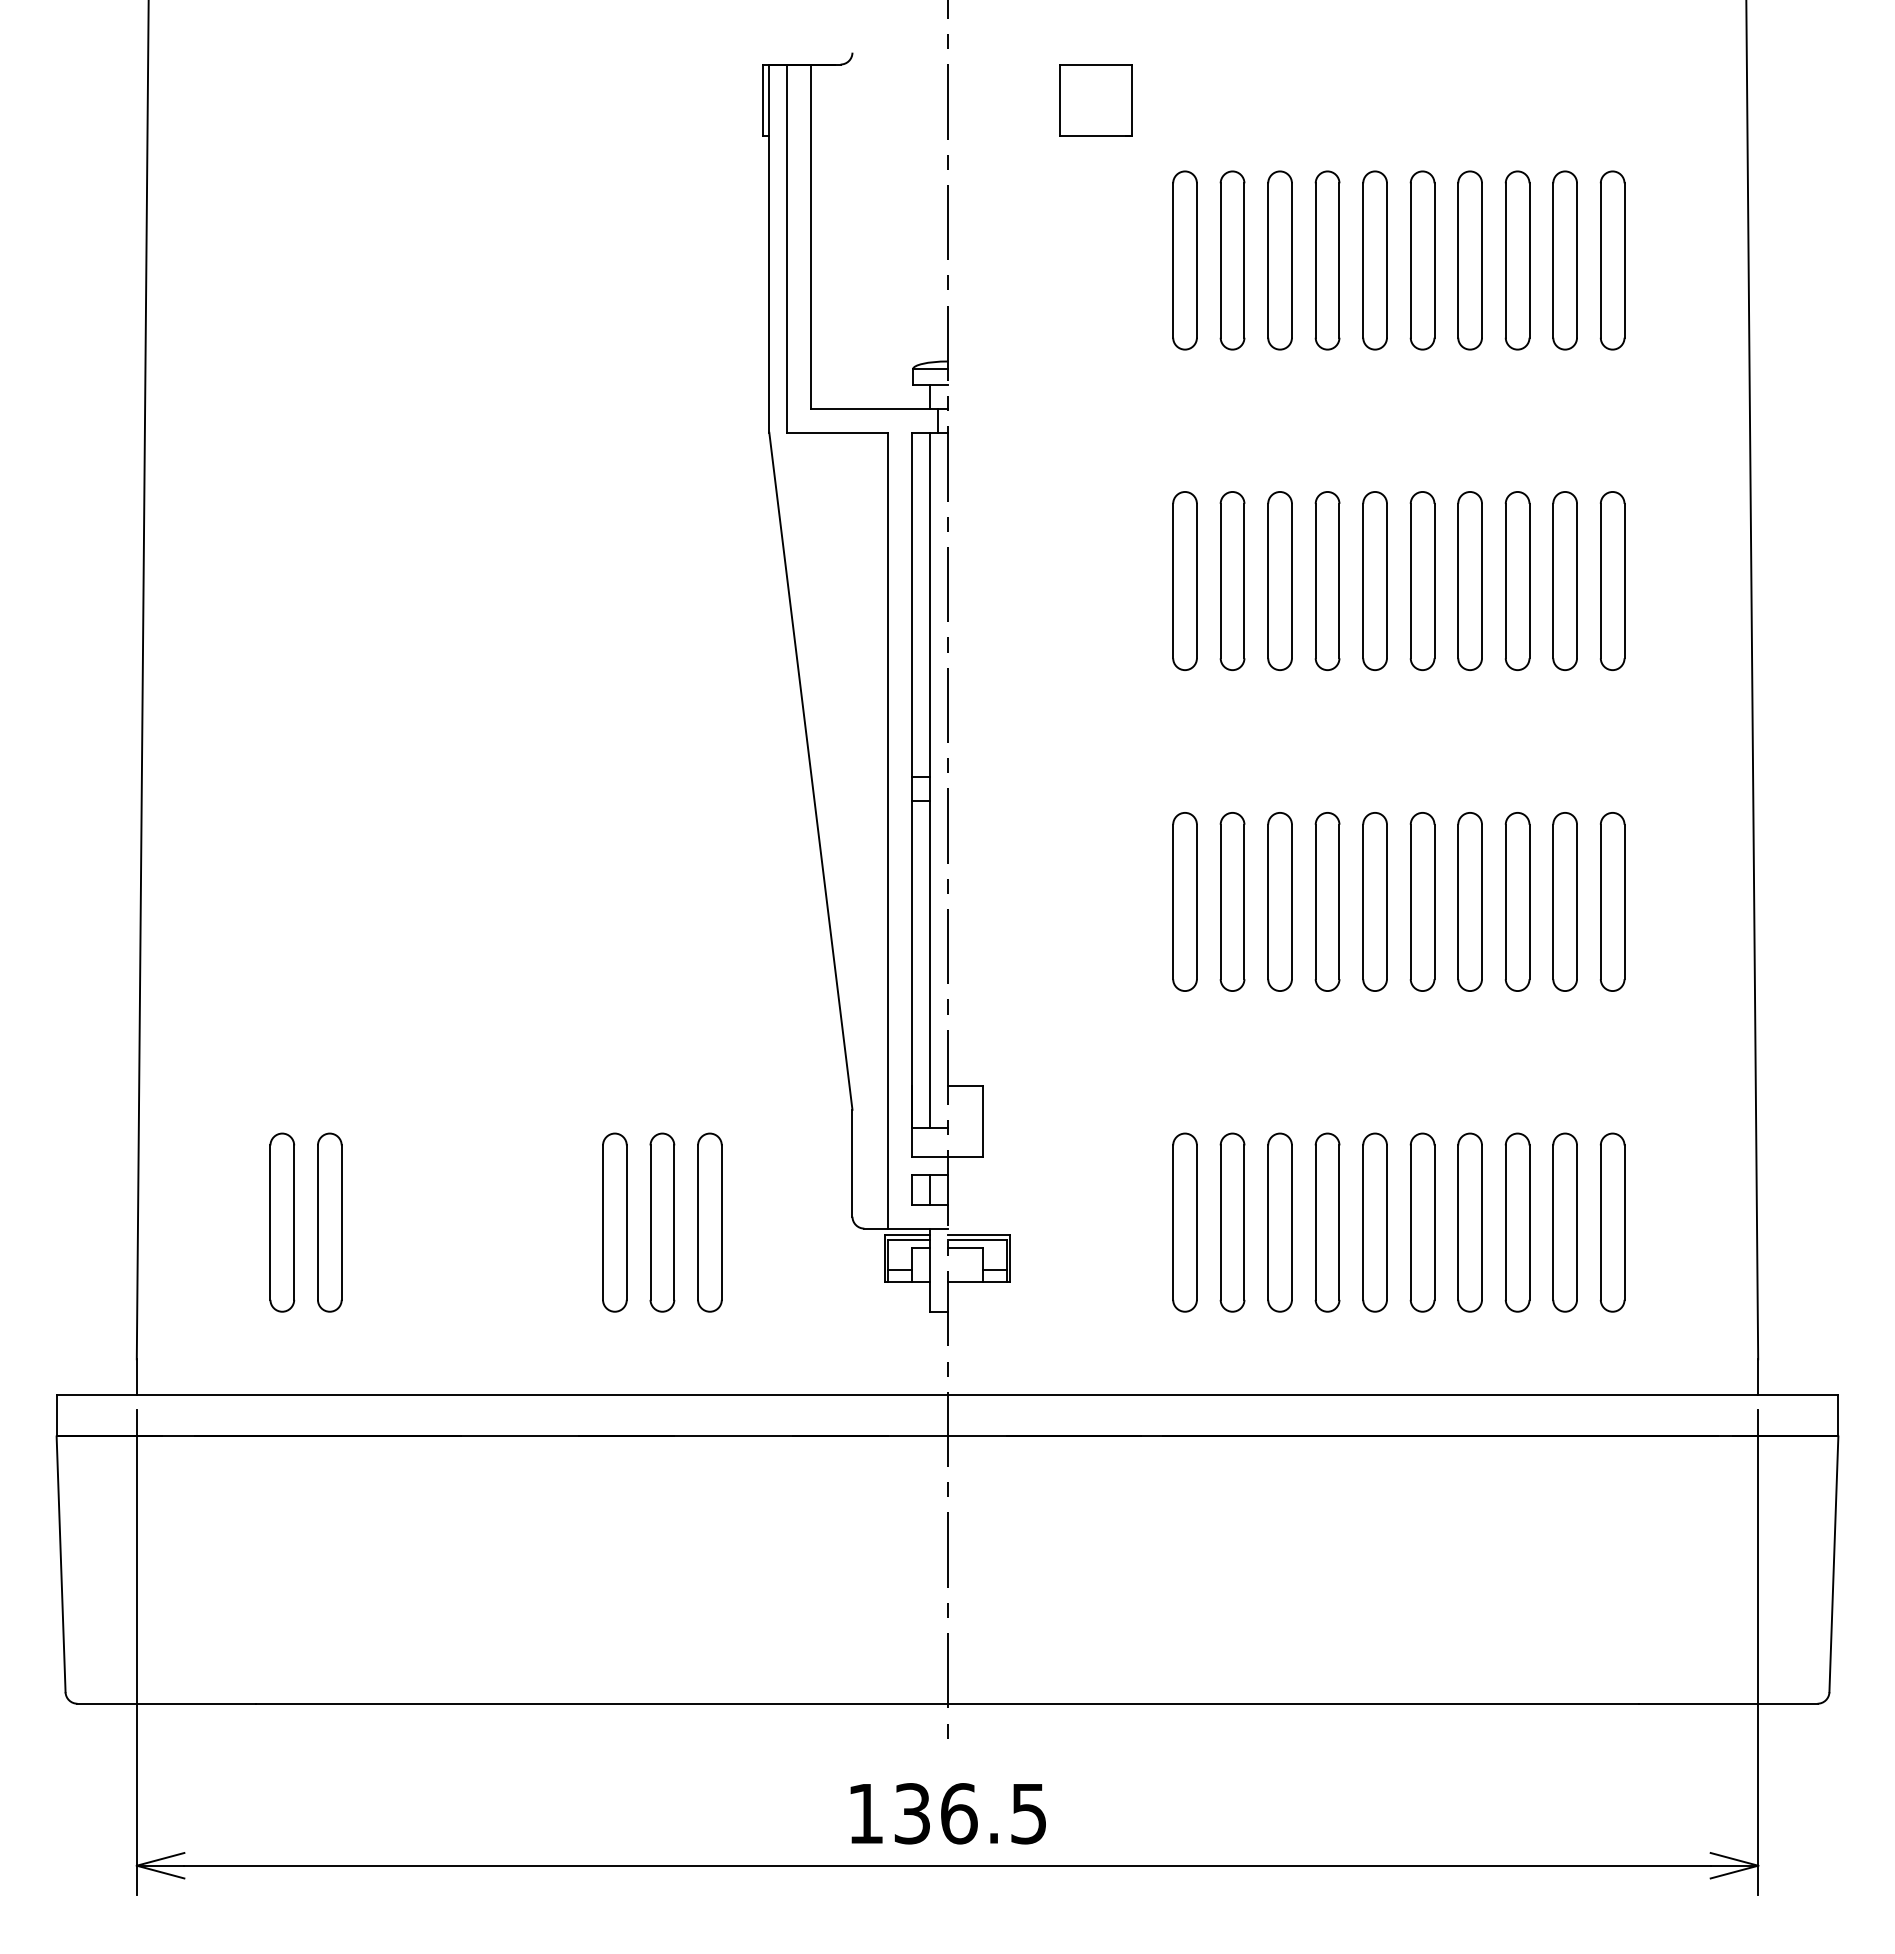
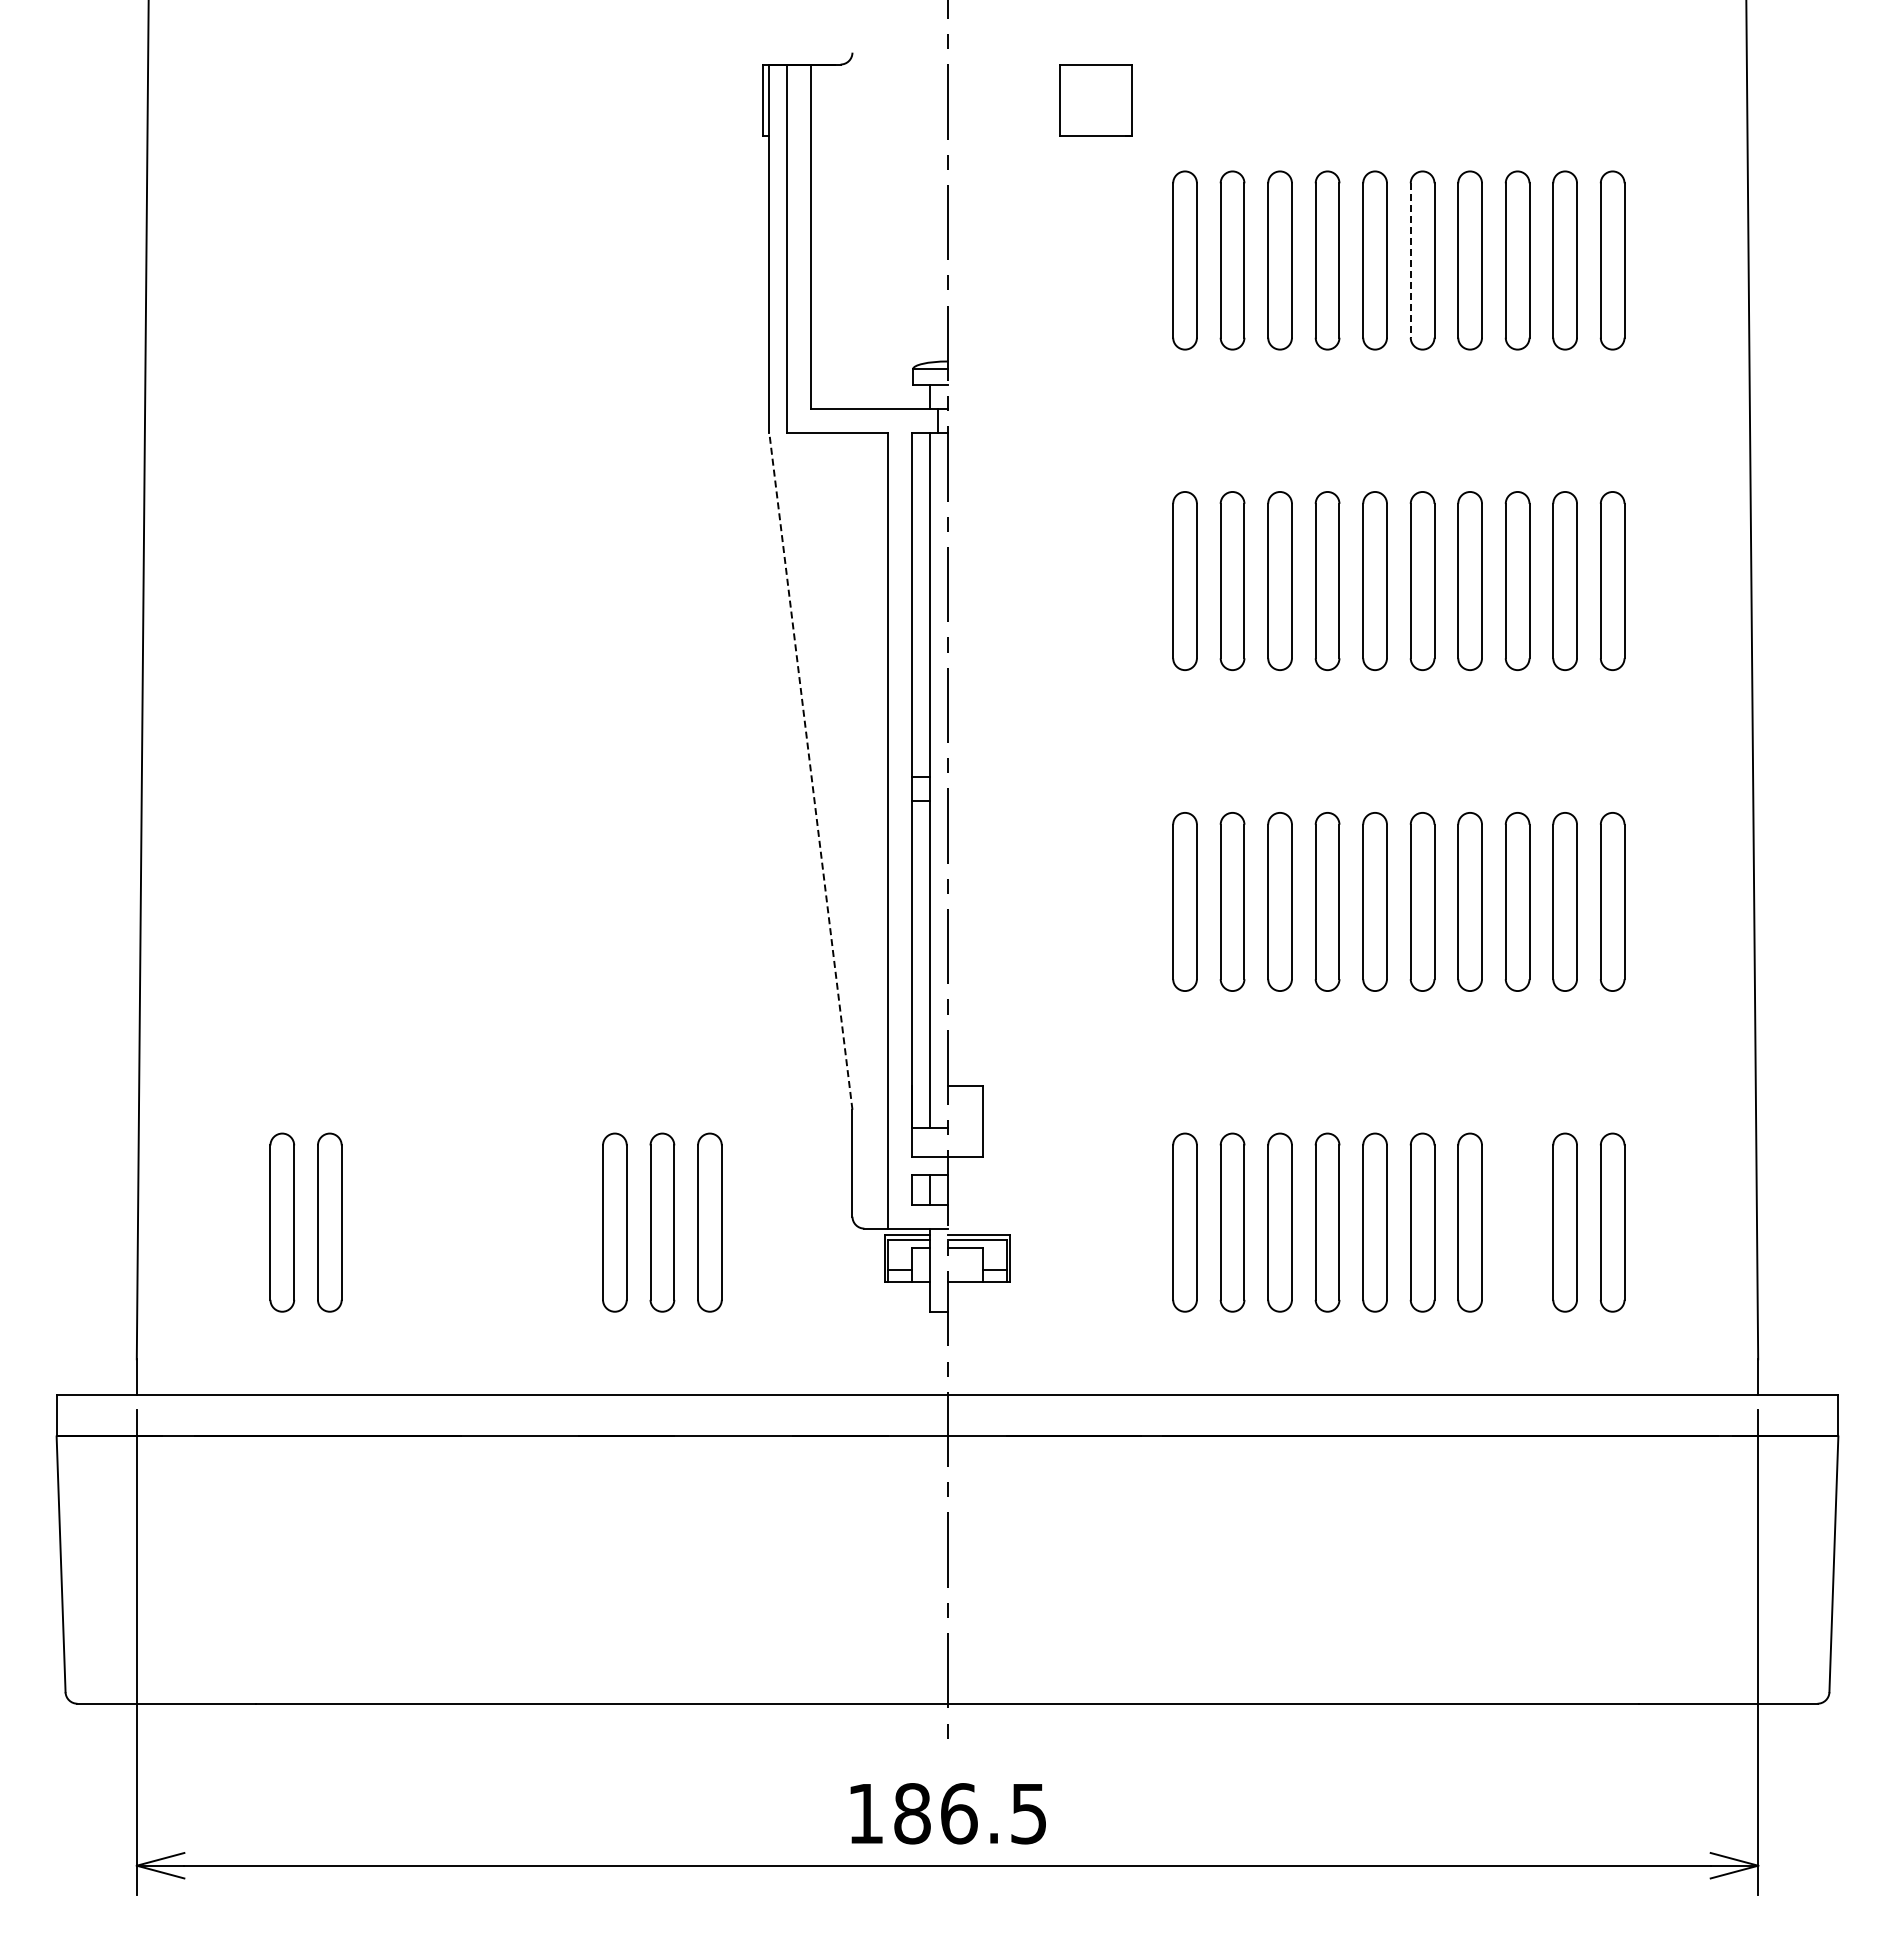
line: solid -> dashed (1410, 261)
line: solid -> dashed (810, 770)
part: present -> none (1517, 1222)
text: 136.5 -> 186.5 (912, 1813)
